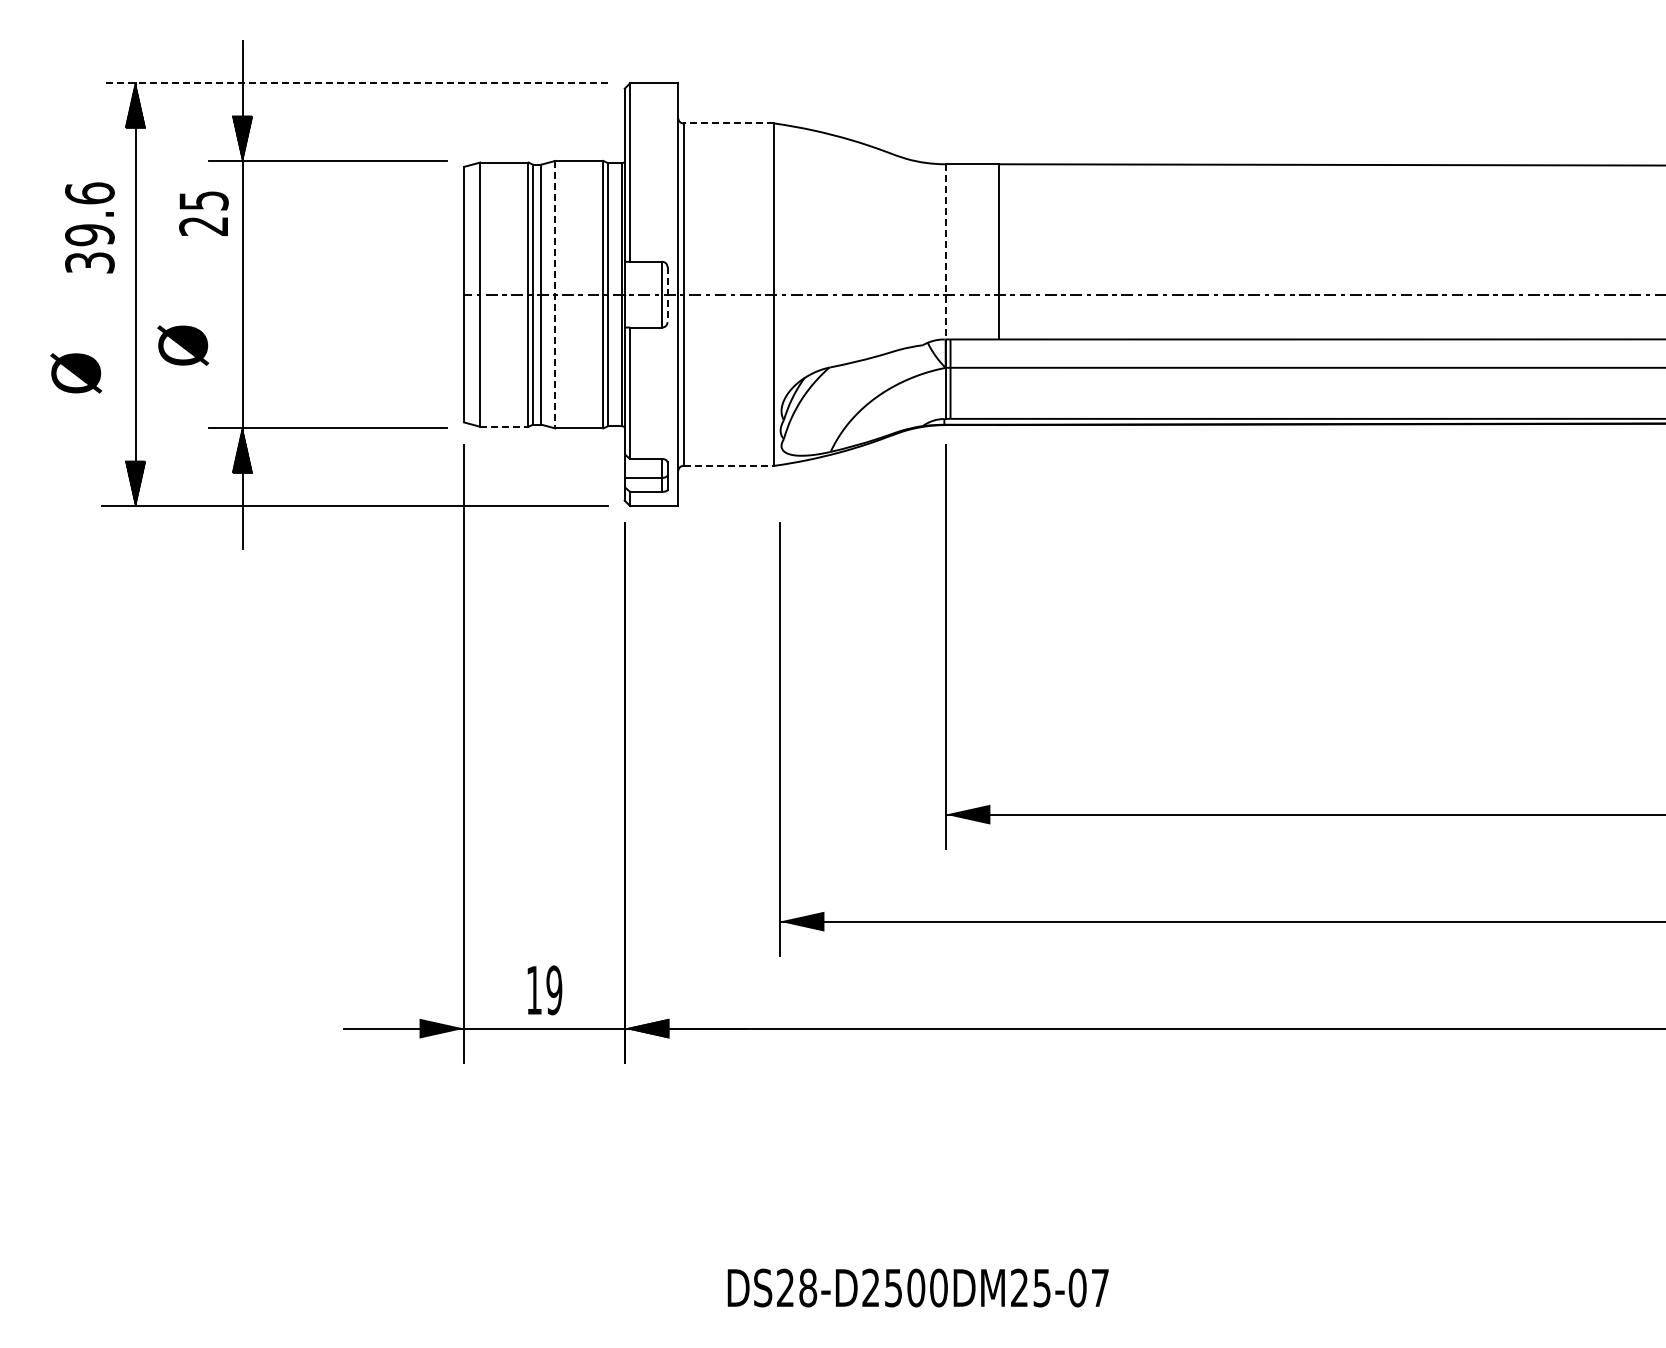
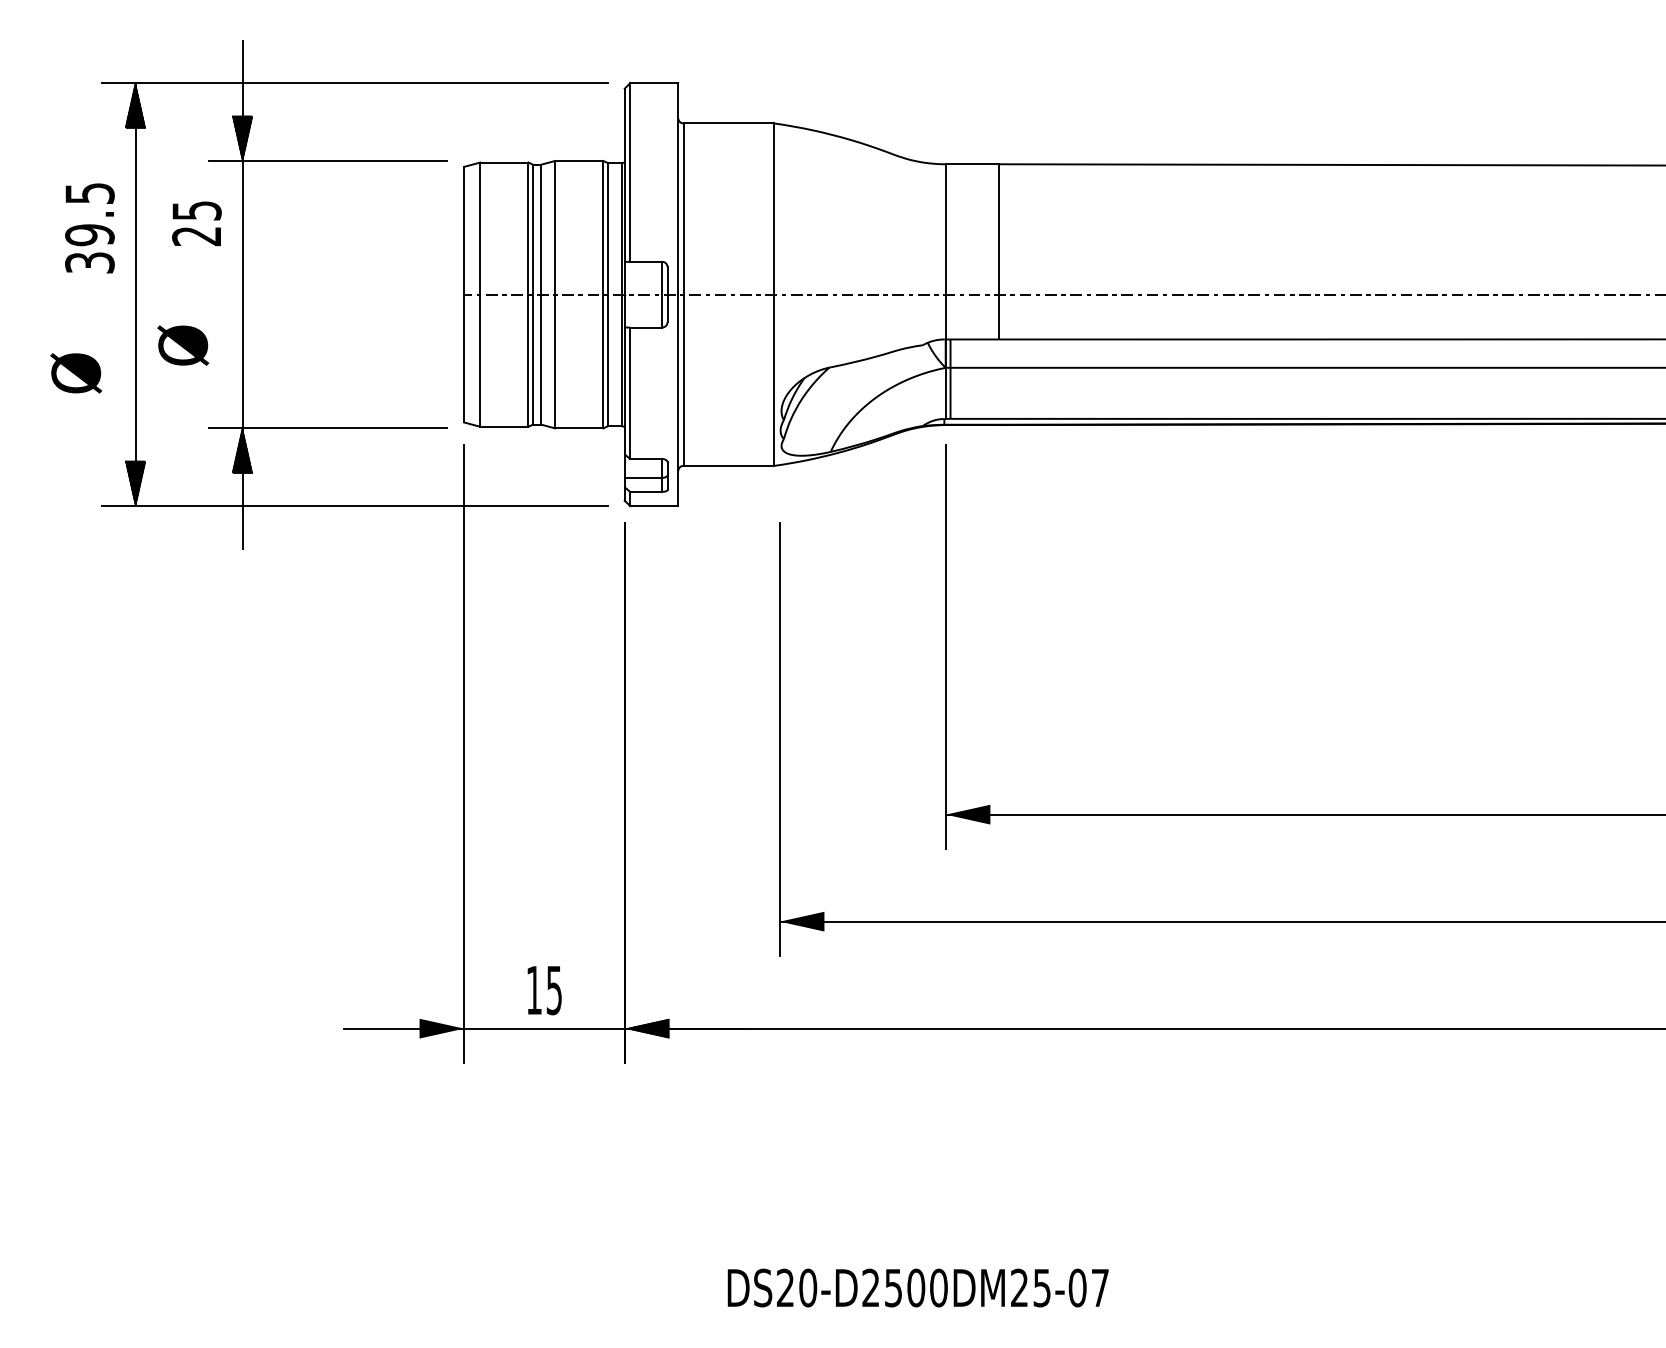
line: dashed -> solid (354, 83)
line: dashed -> solid (728, 123)
text: 39.6 -> 39.5 (89, 193)
text position: (203, 213) -> (196, 223) (196, 223)
line: dashed -> solid (945, 251)
line: dashed -> solid (555, 294)
line: dashed -> solid (667, 294)
line: dashed -> solid (504, 426)
line: dashed -> solid (729, 465)
text: 19 -> 15 (554, 990)
text: DS28-D2500DM25-07 -> DS20-D2500DM25-07 (808, 1287)
